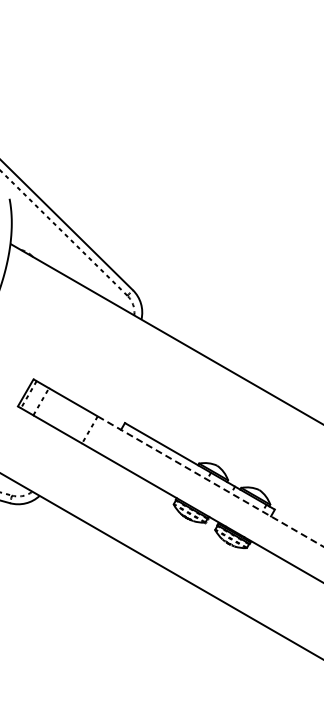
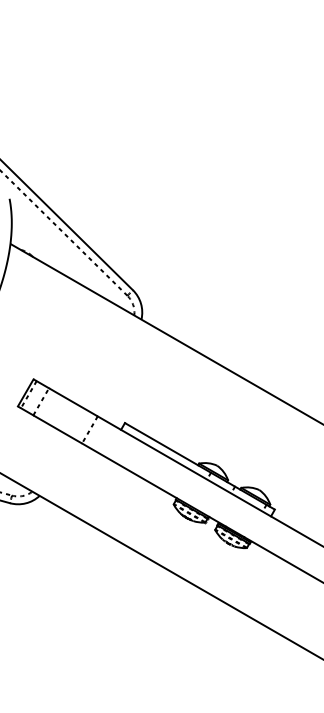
line: dashed -> solid (211, 481)
